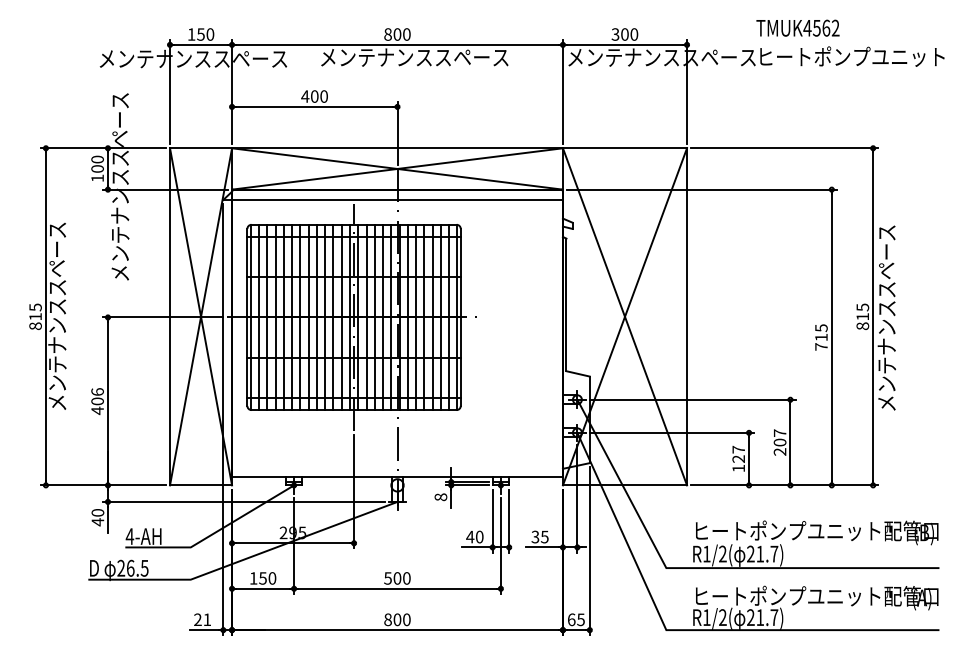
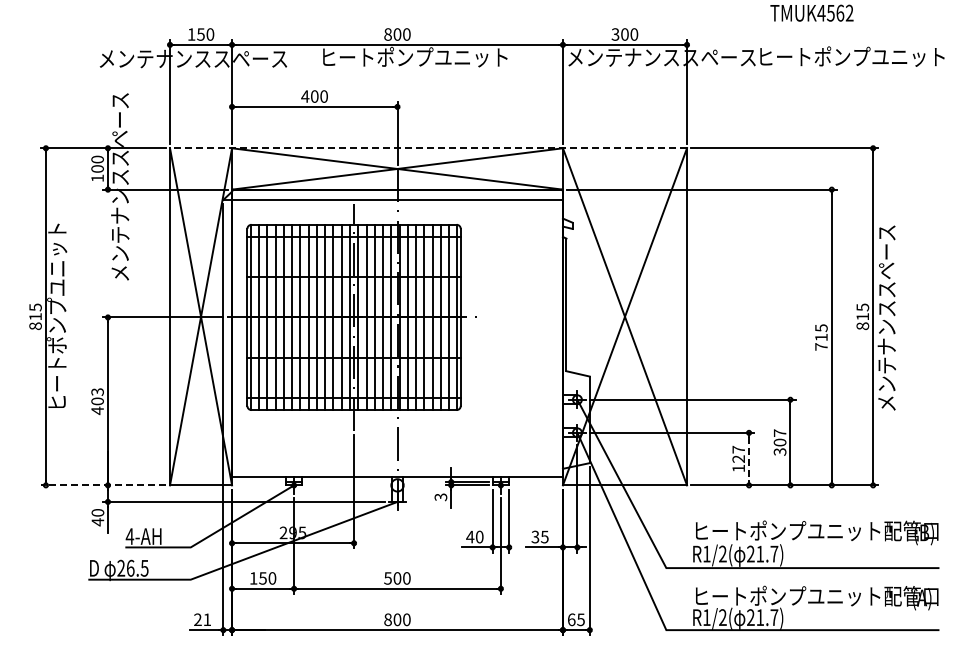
text position: (797, 27) -> (811, 12) (811, 12)
text: メンテナンススペース -> ヒートポンプユニット (414, 56)
line: solid -> dashed (428, 148)
text: メンテナンススペース -> ヒートポンプユニット (57, 315)
text: 406 -> 403 (97, 391)
text: 207 -> 307 (780, 451)
line: solid -> dashed (749, 459)
line: solid -> dashed (103, 485)
text: 8 -> 3 (440, 497)
